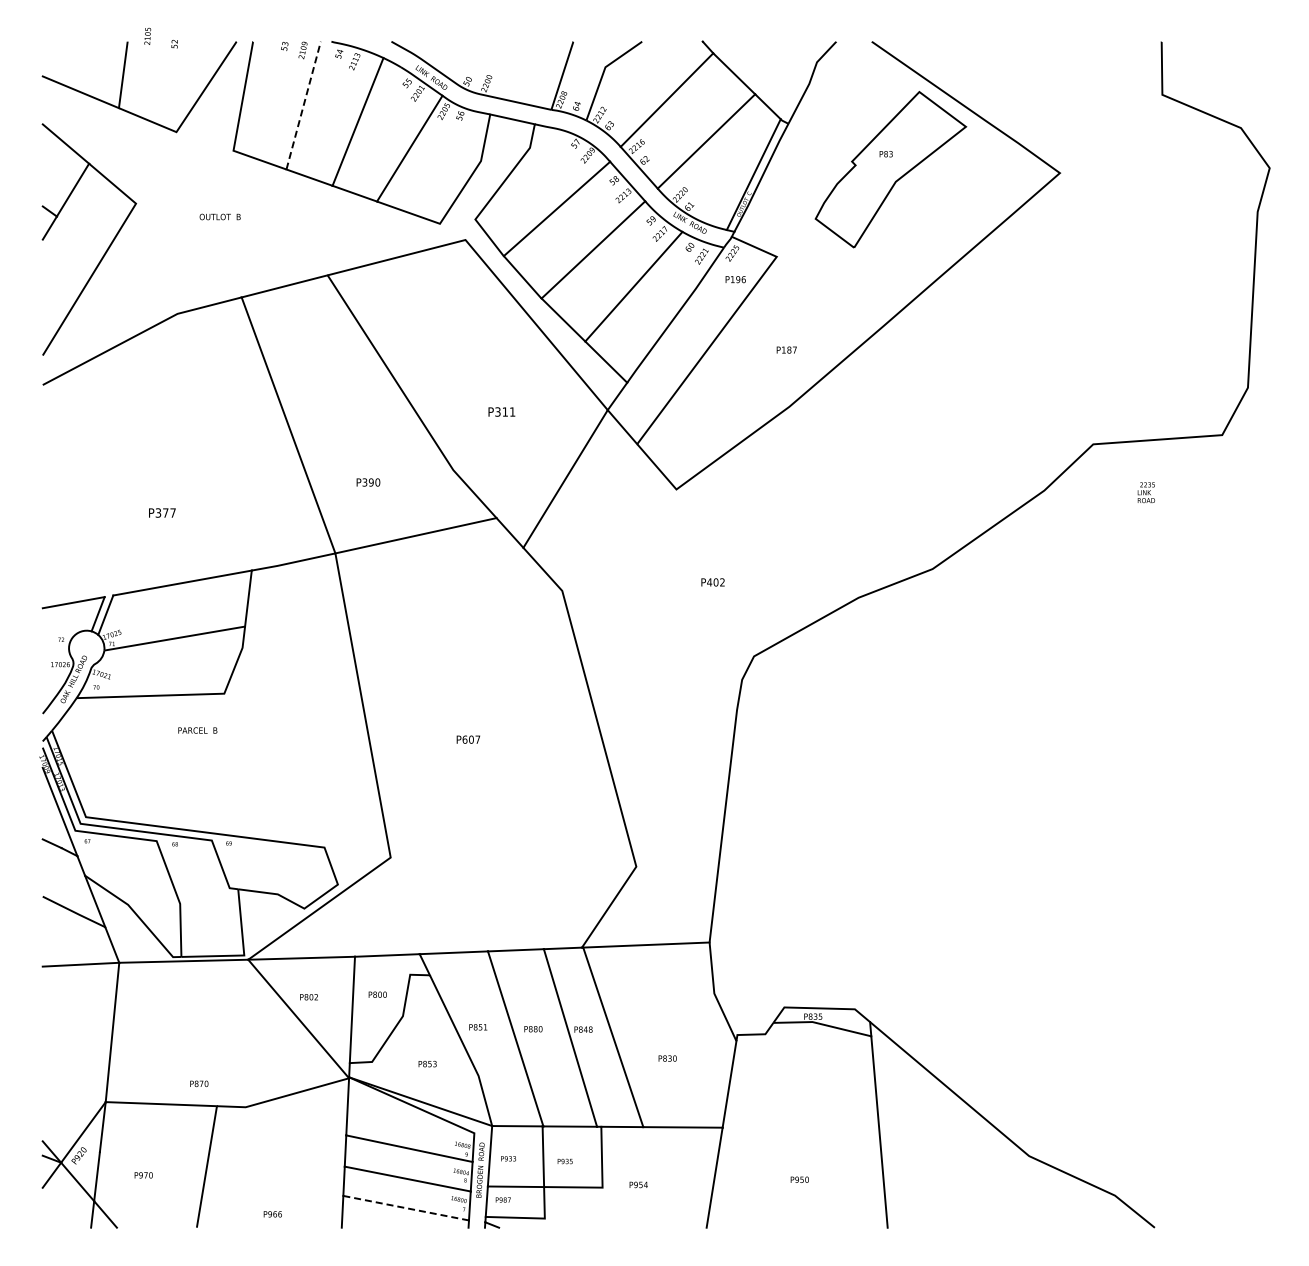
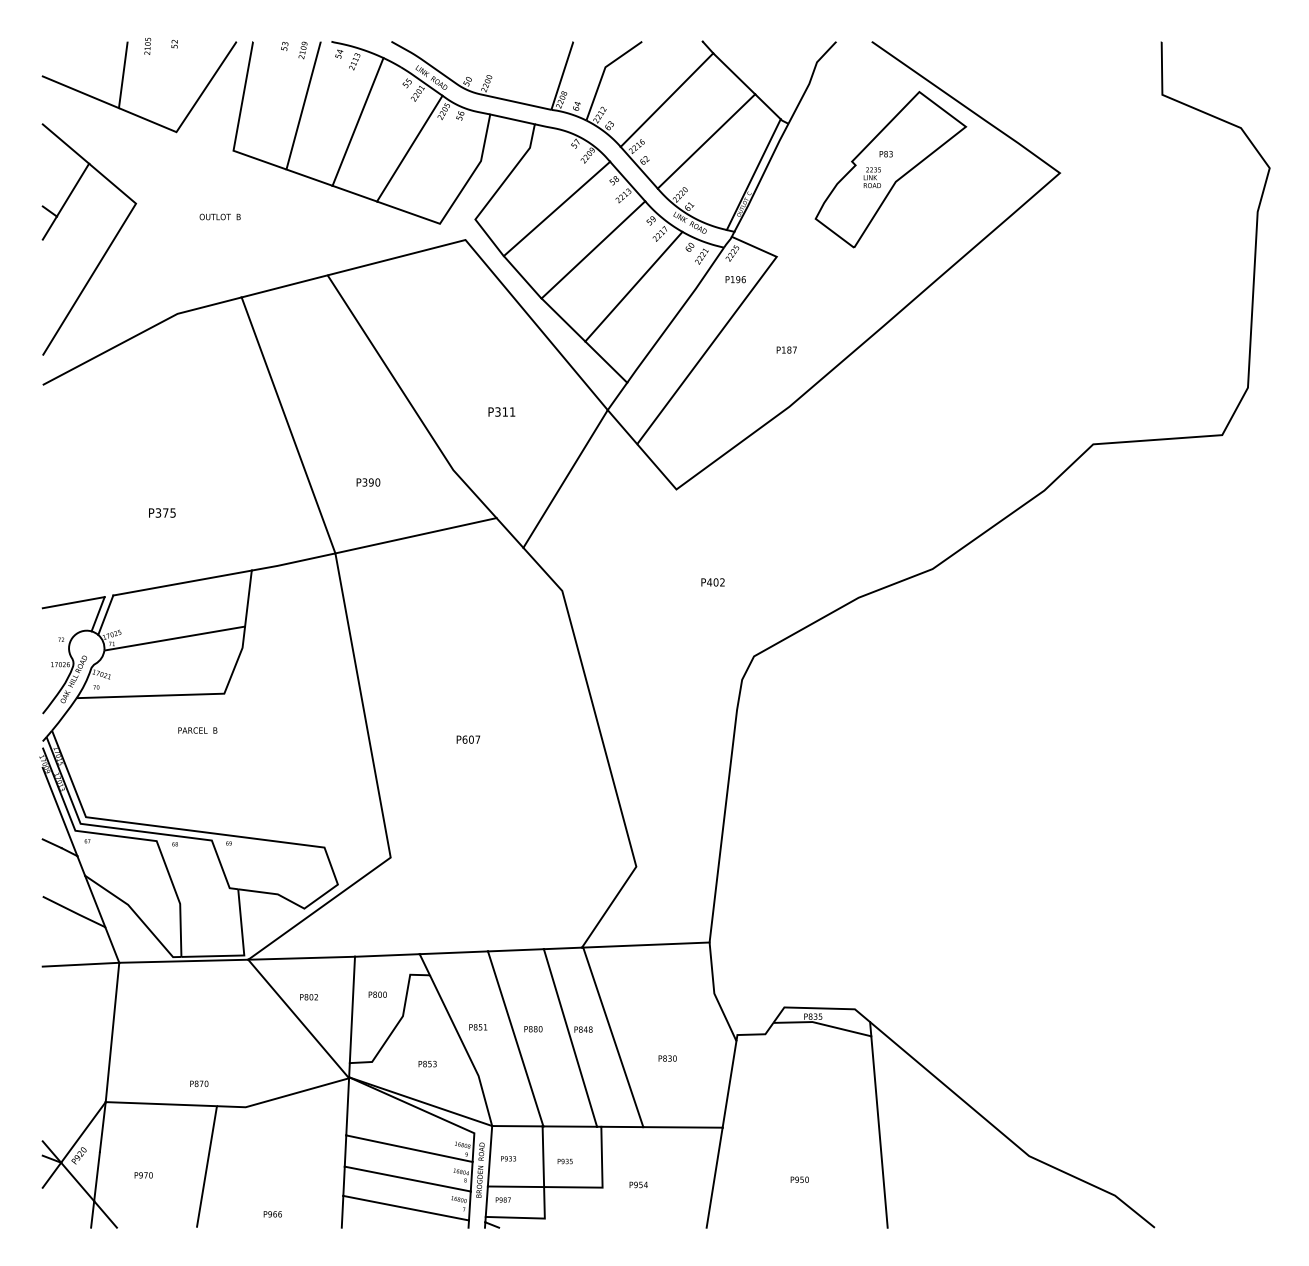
text position: (147, 35) -> (147, 45) (147, 45)
line: dashed -> solid (304, 104)
text position: (1145, 492) -> (871, 177) (871, 177)
text: P377 -> P375 (172, 512)
line: dashed -> solid (406, 1208)
